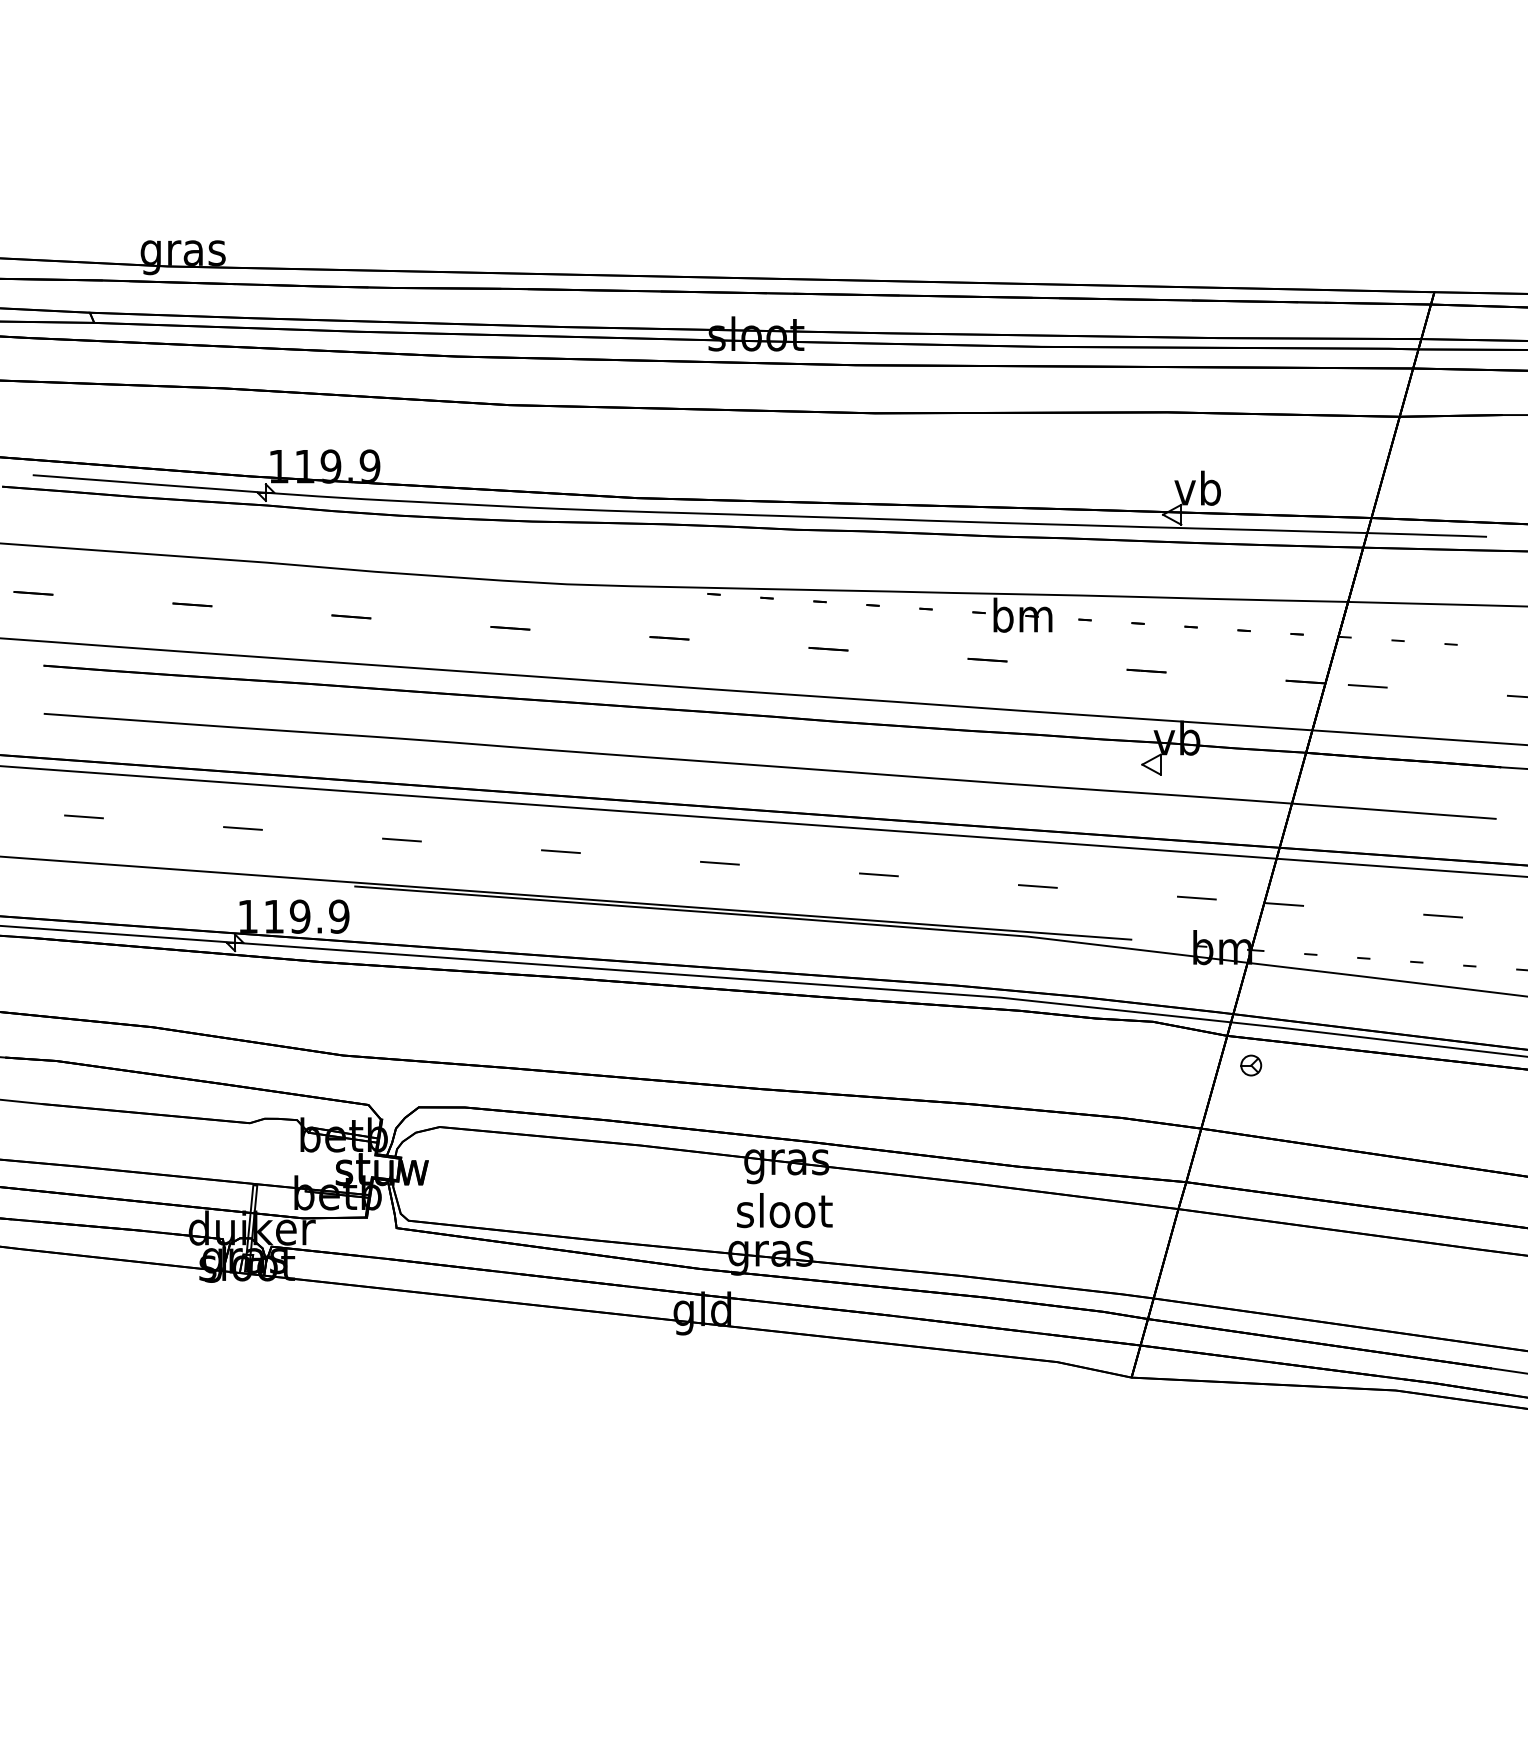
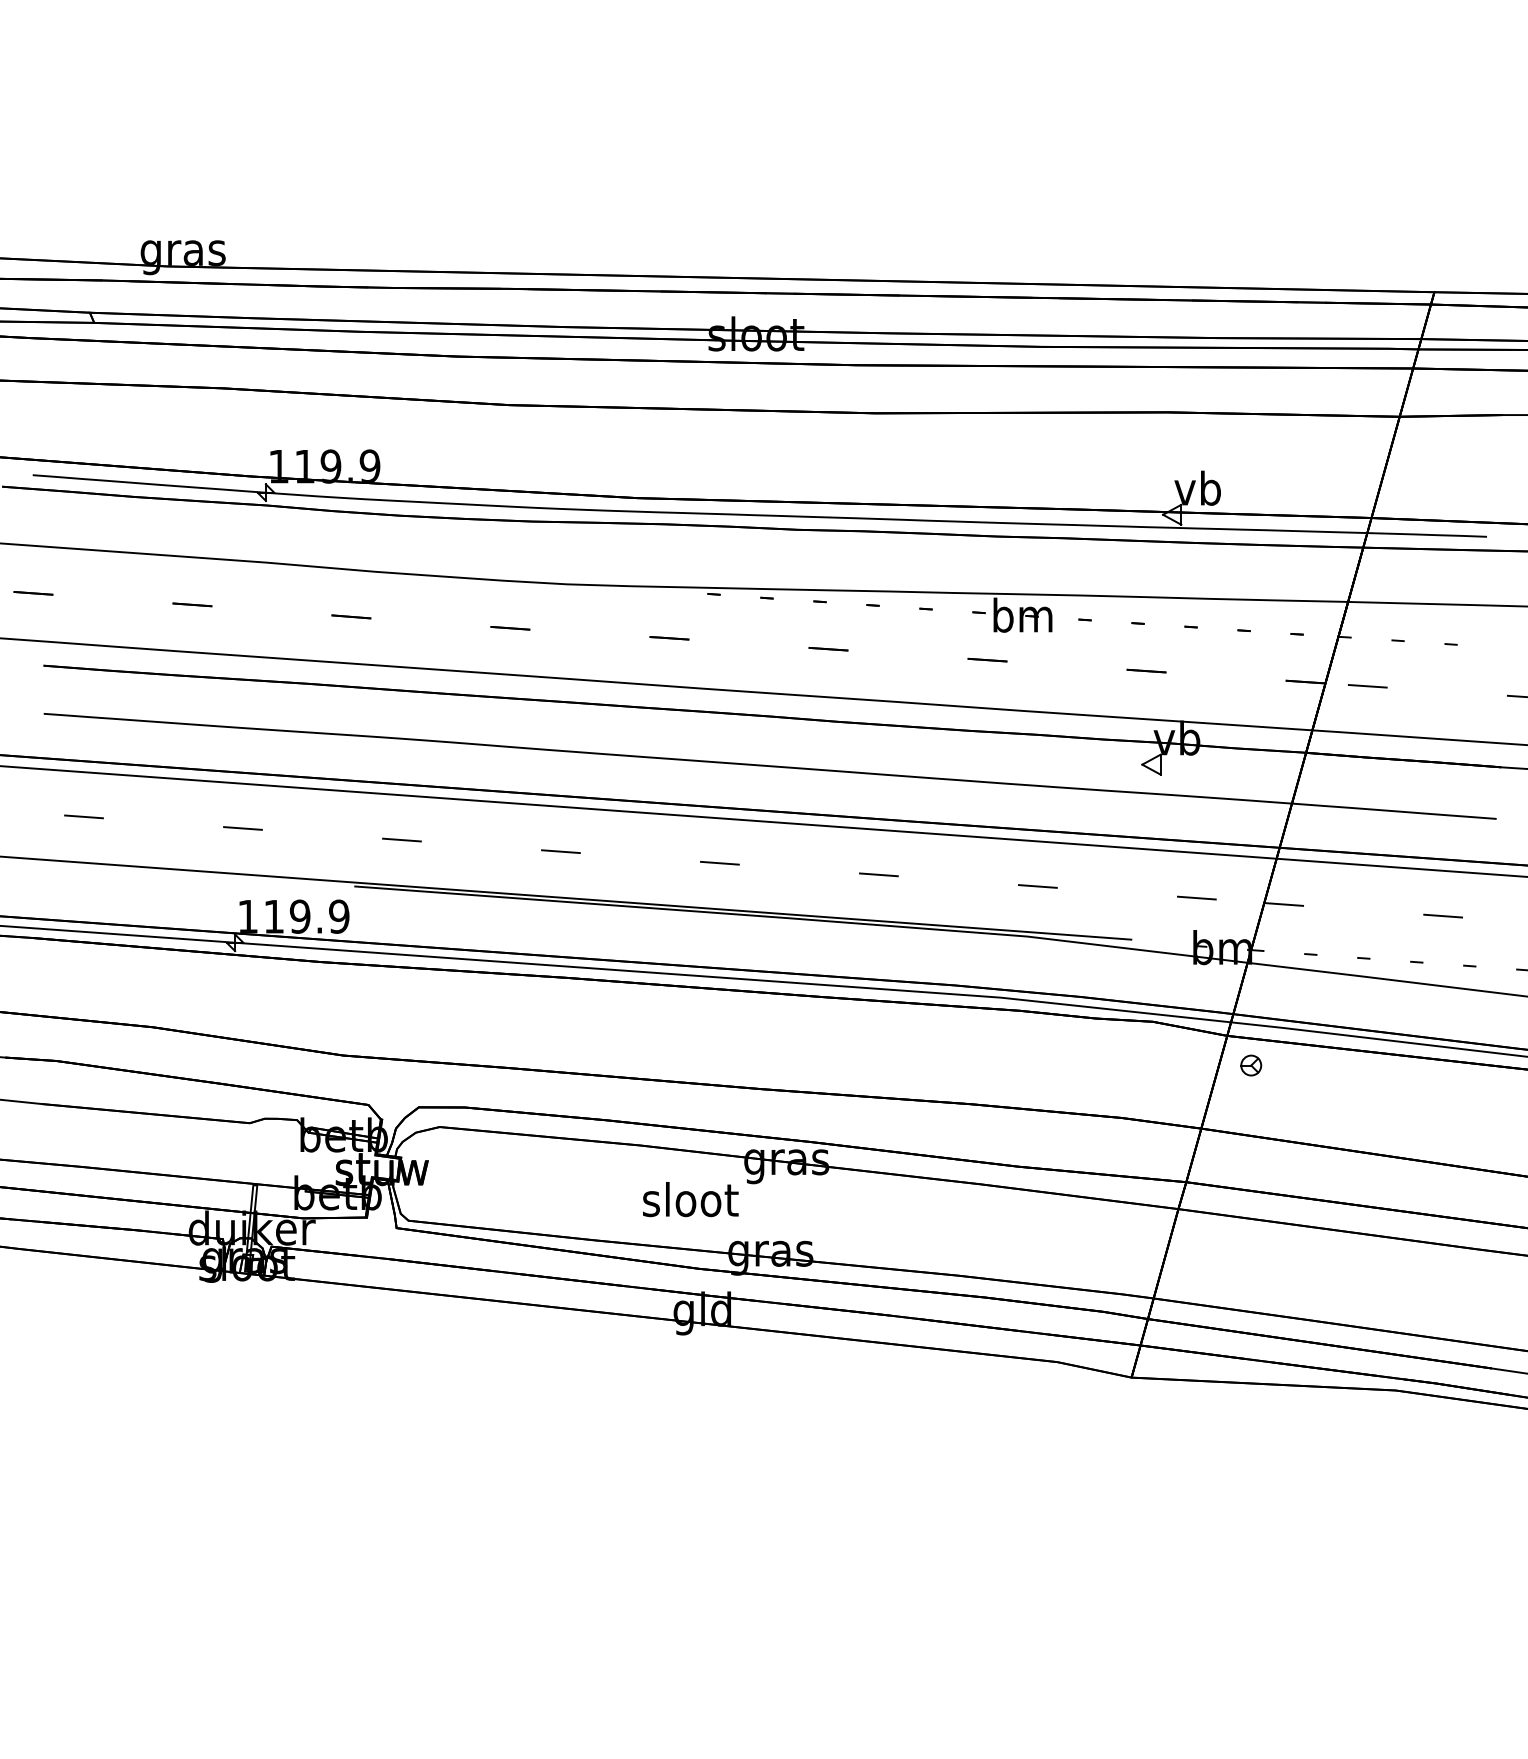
text position: (784, 1210) -> (690, 1199) (690, 1199)
